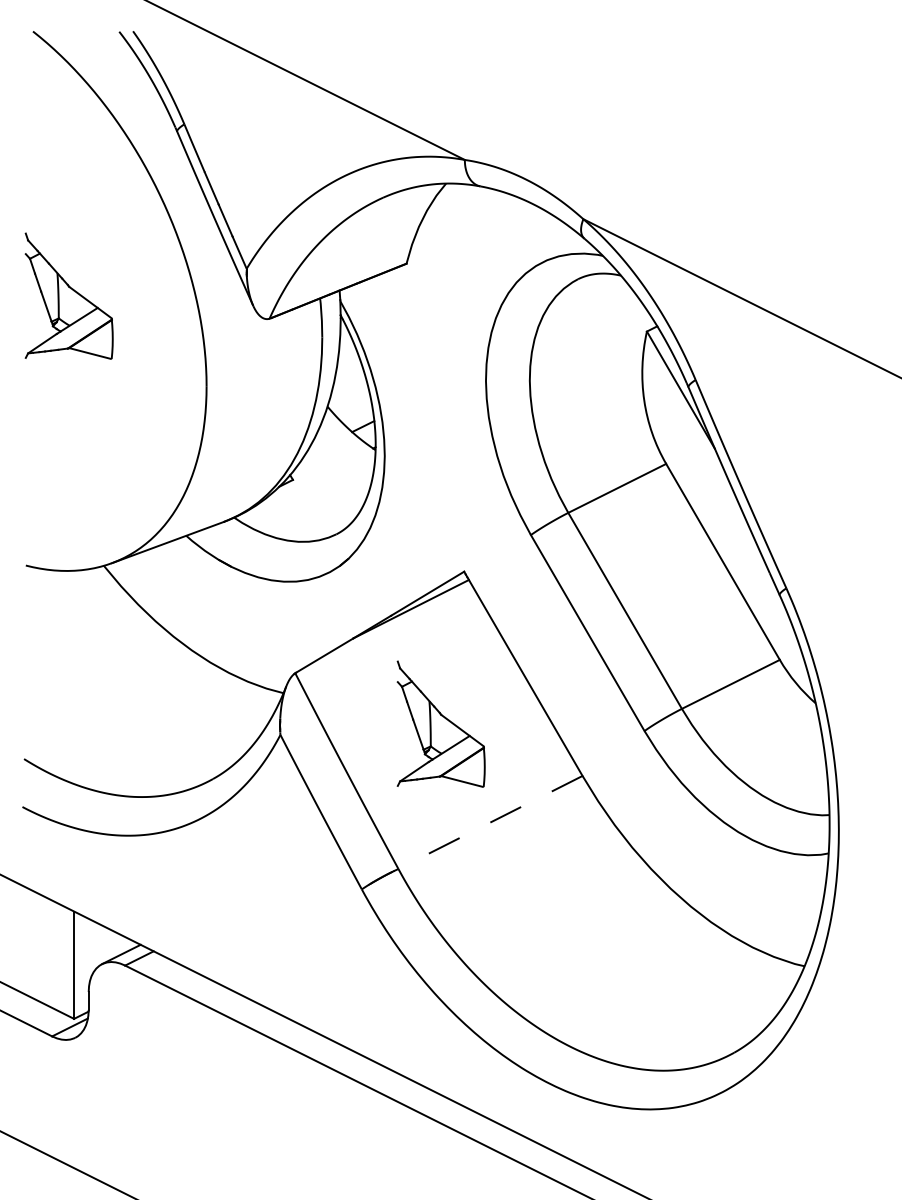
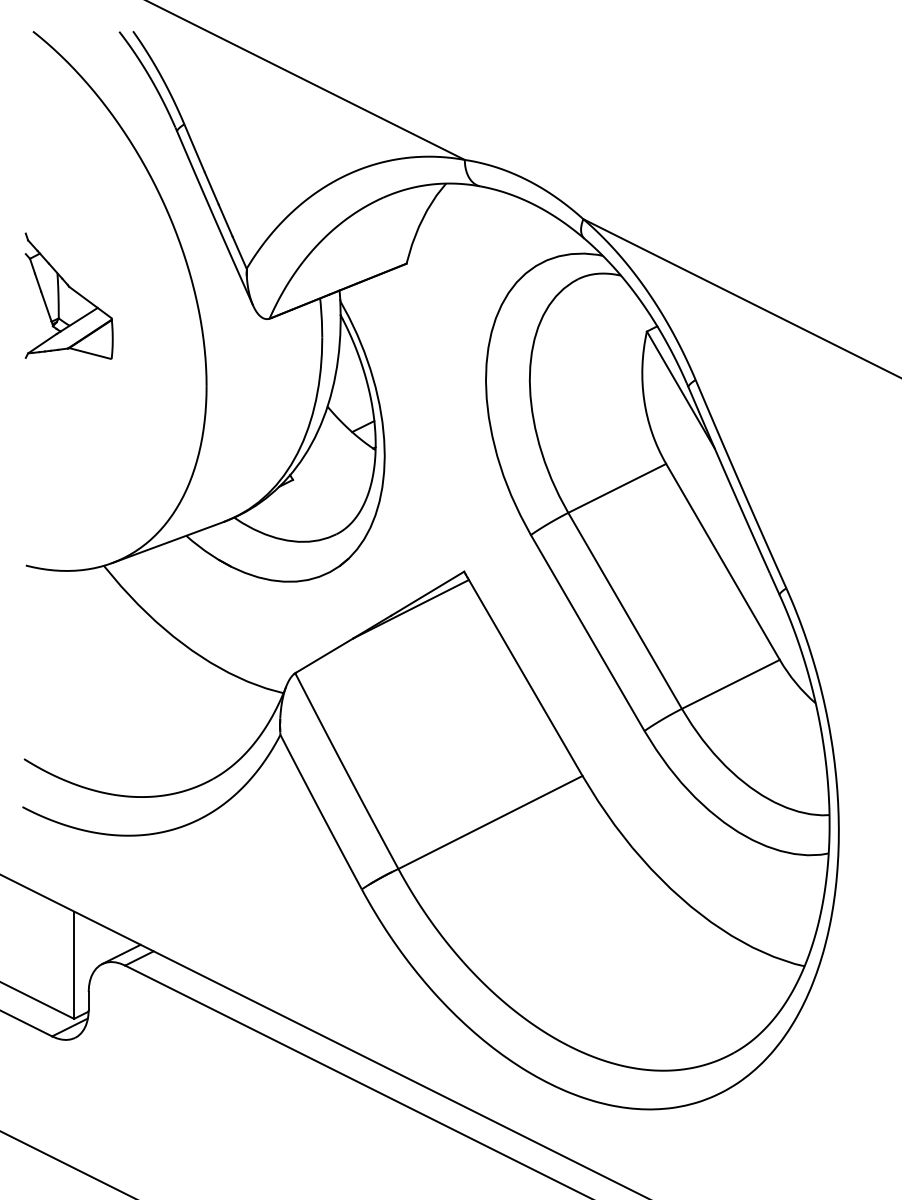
part: present -> none (440, 723)
line: dashed -> solid (490, 822)
